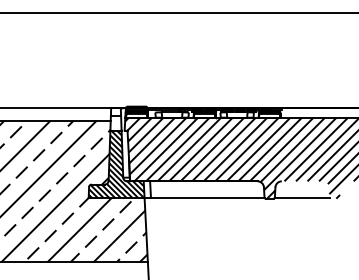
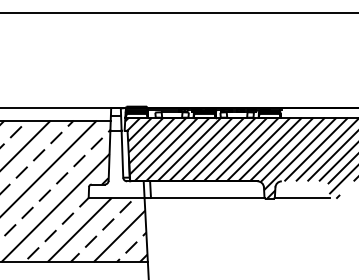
hatch: present -> none (116, 164)
